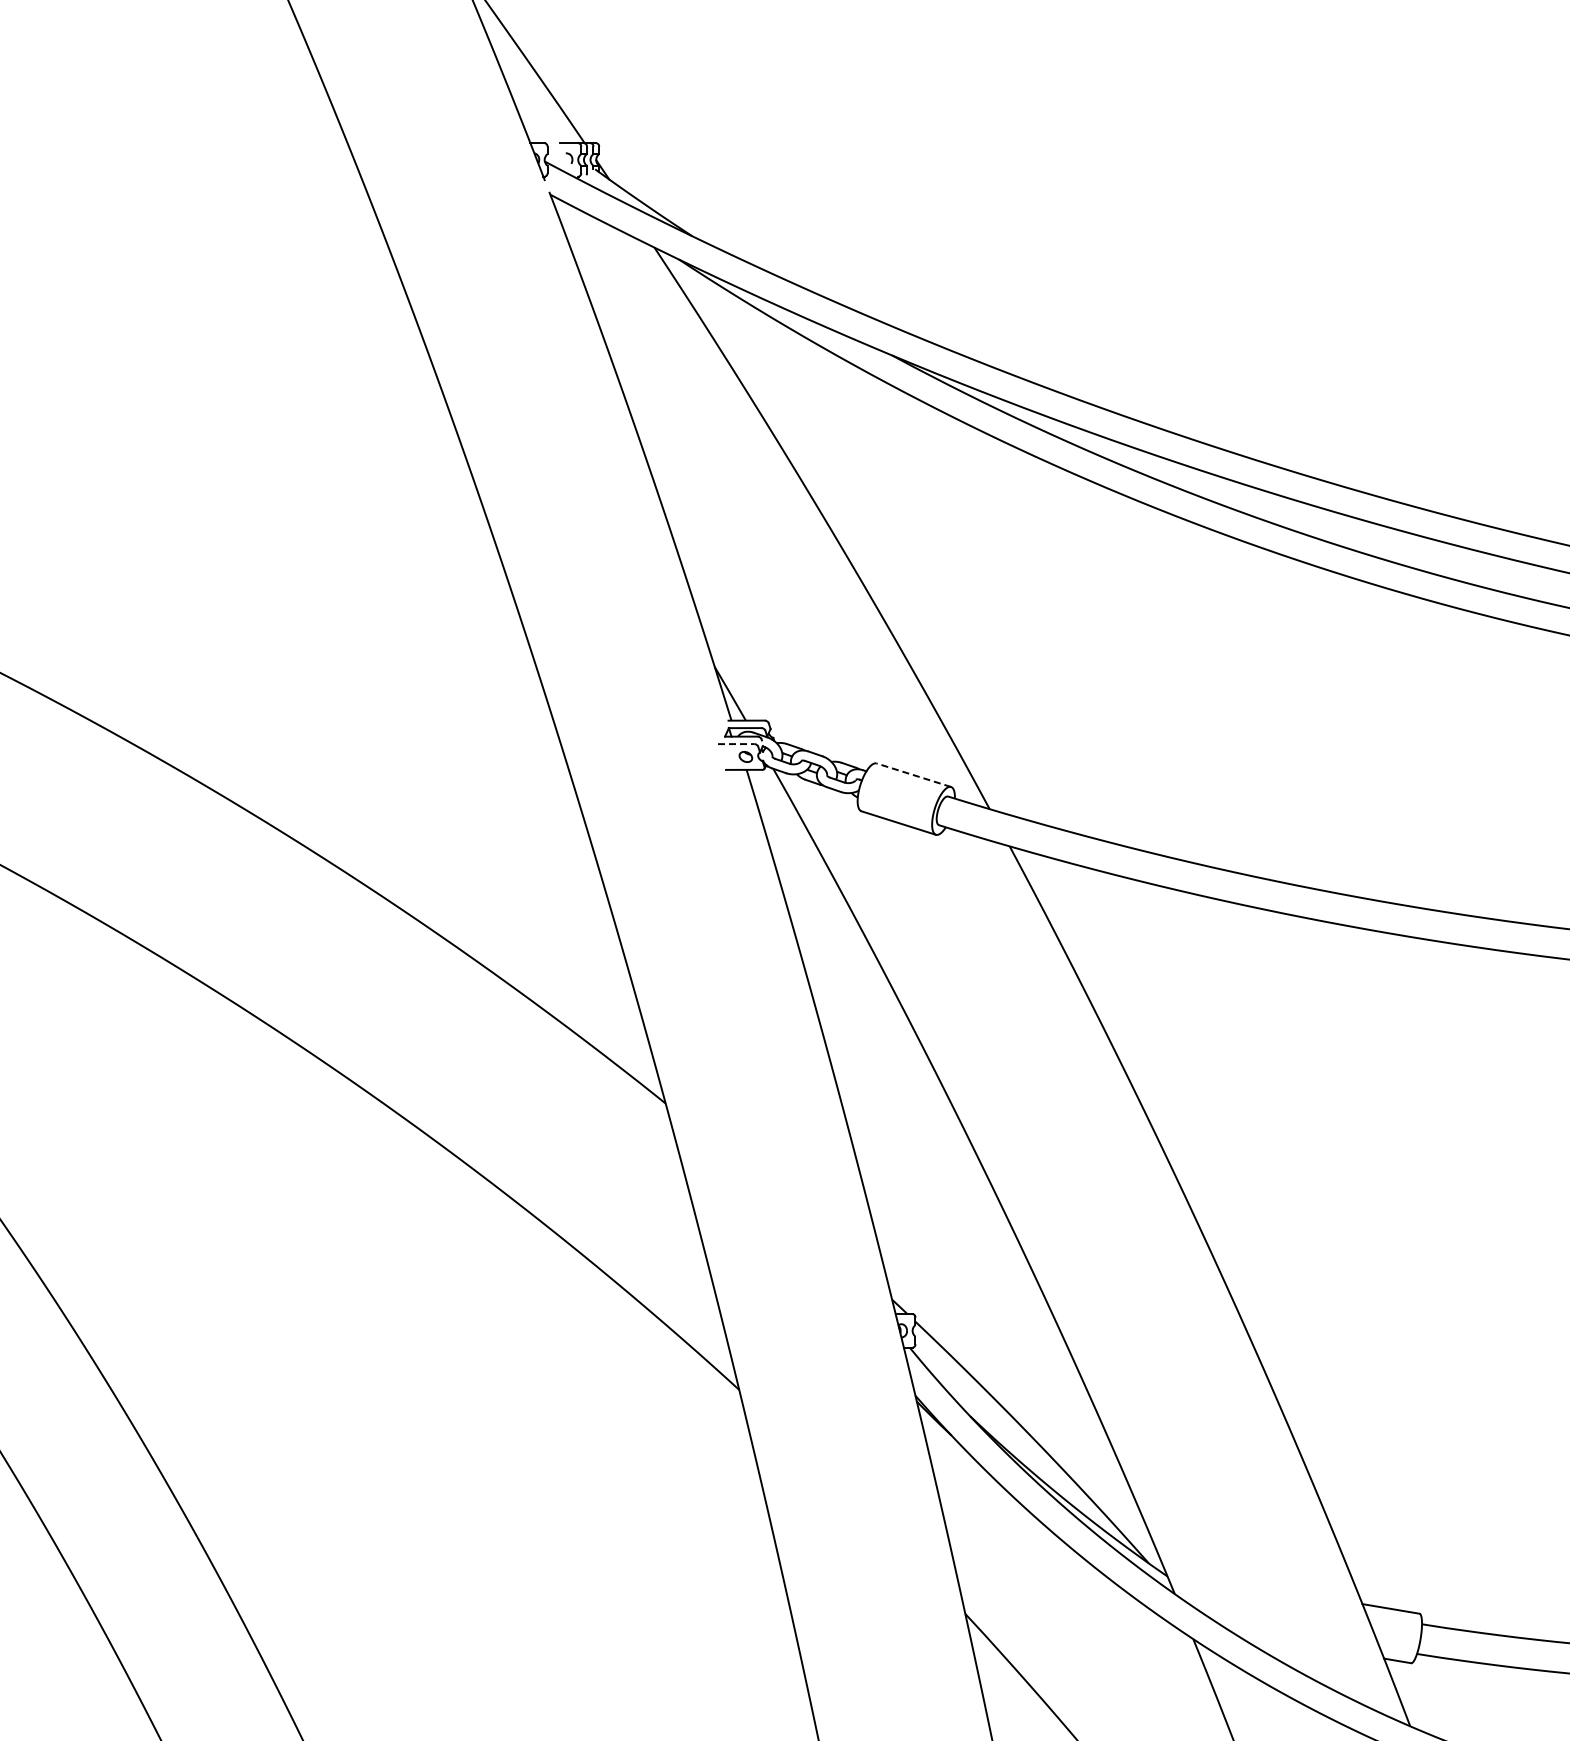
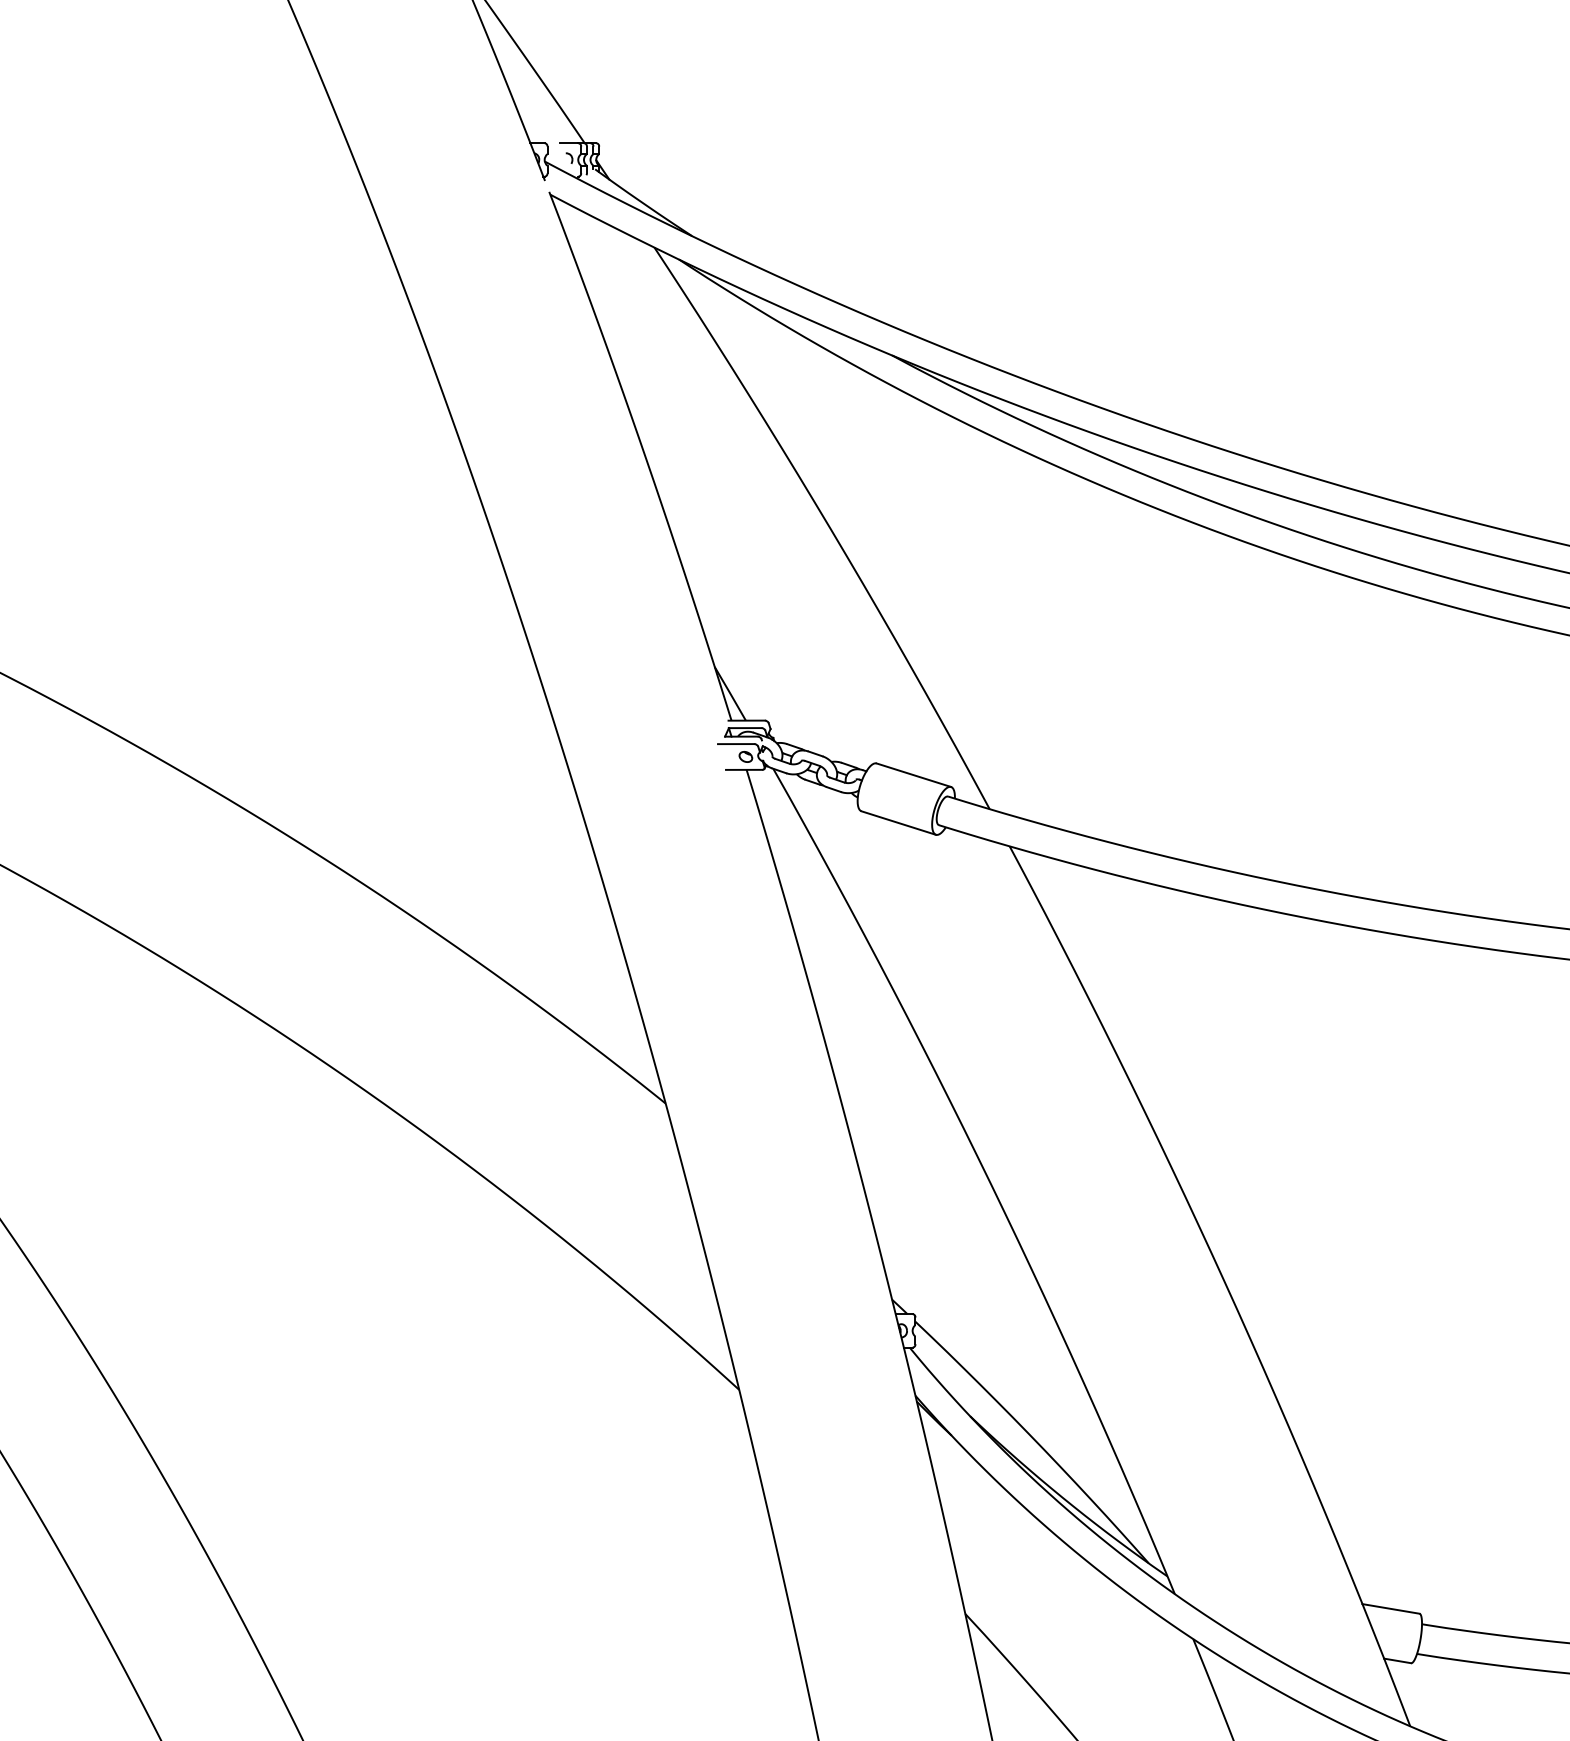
line: dashed -> solid (736, 744)
line: dashed -> solid (913, 775)
